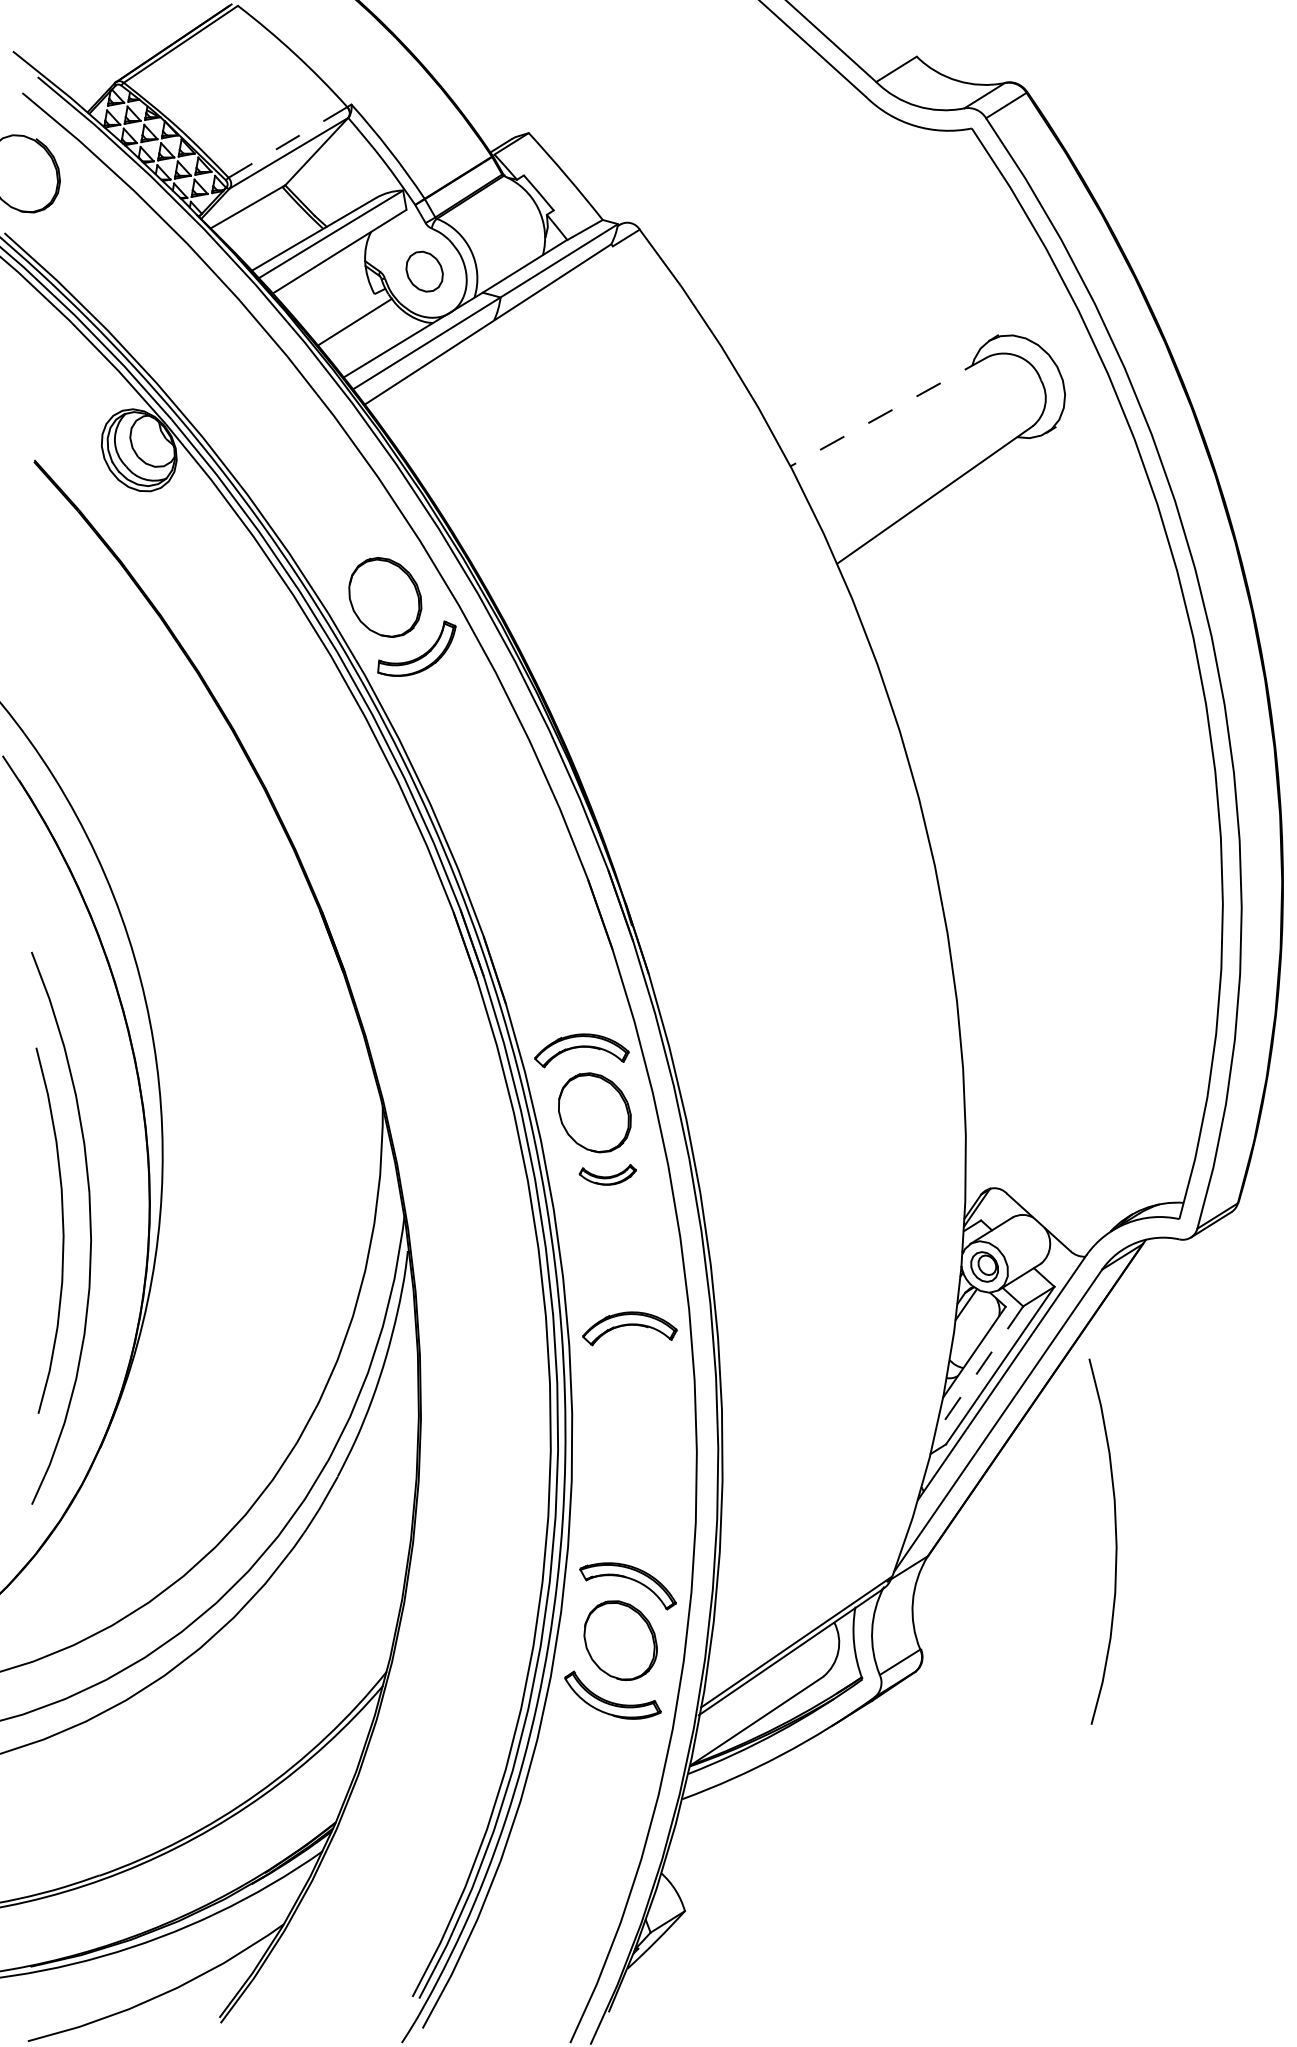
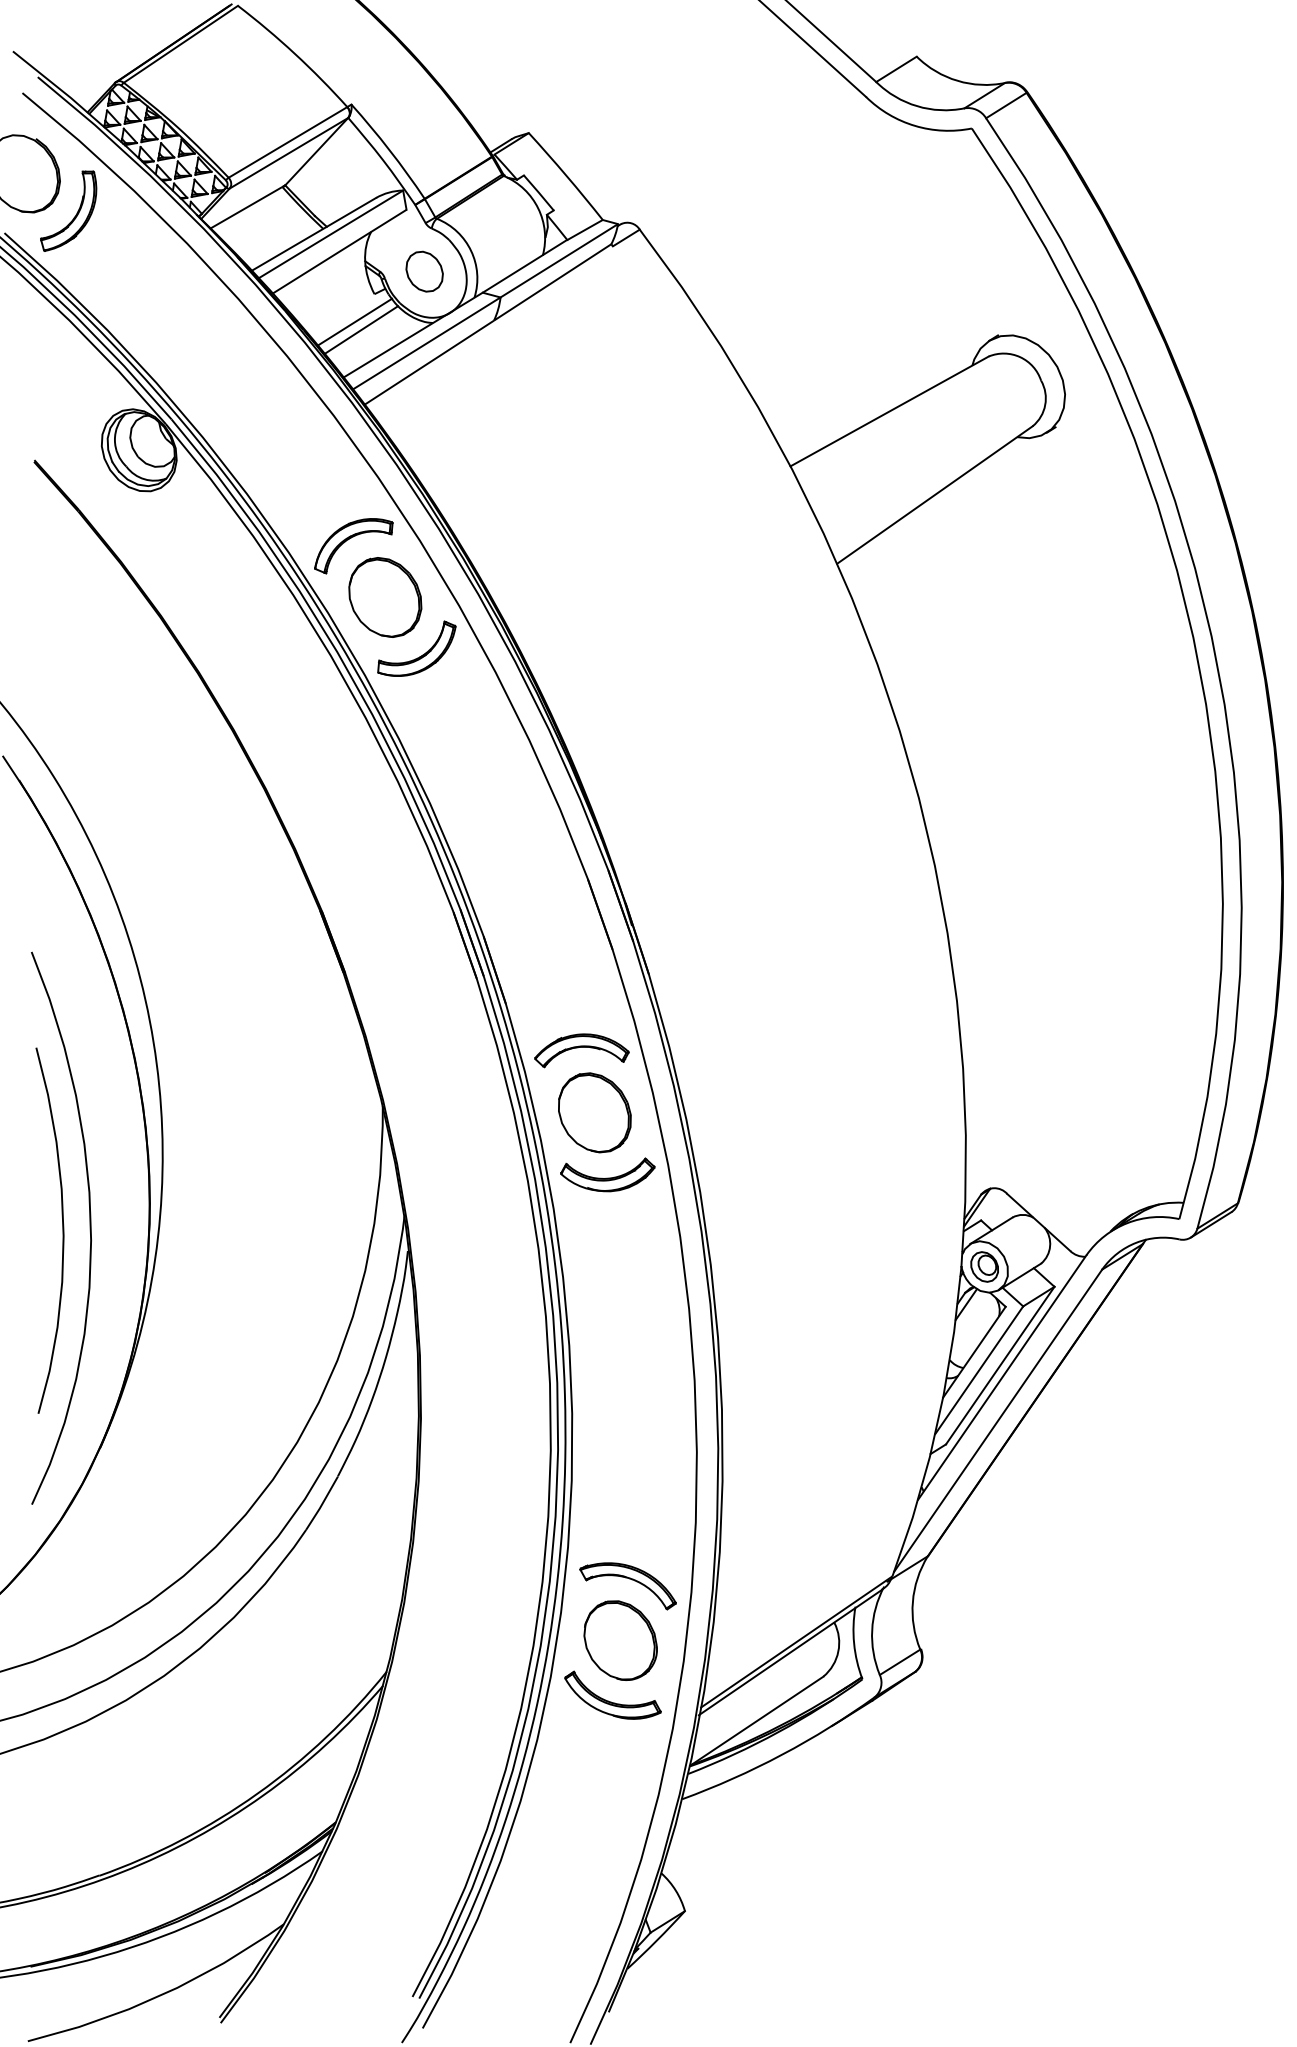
line: dashed -> solid (288, 142)
part: none -> present (75, 214)
line: none -> present (361, 329)
line: dashed -> solid (889, 411)
part: none -> present (348, 540)
part size: 59x22 px -> 96x36 px (607, 1174)
part: present -> none (629, 1328)
line: dashed -> solid (979, 1370)
curve: present -> none (1115, 1541)
